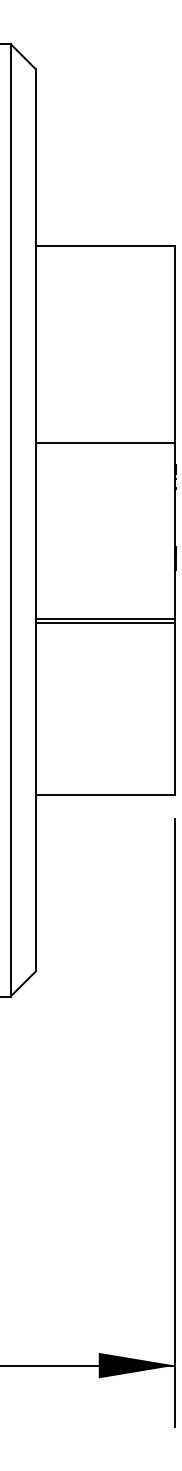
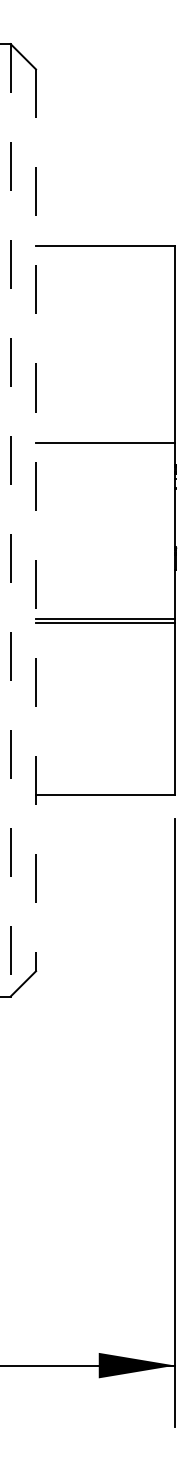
line: solid -> dashed (10, 520)
line: solid -> dashed (36, 520)
